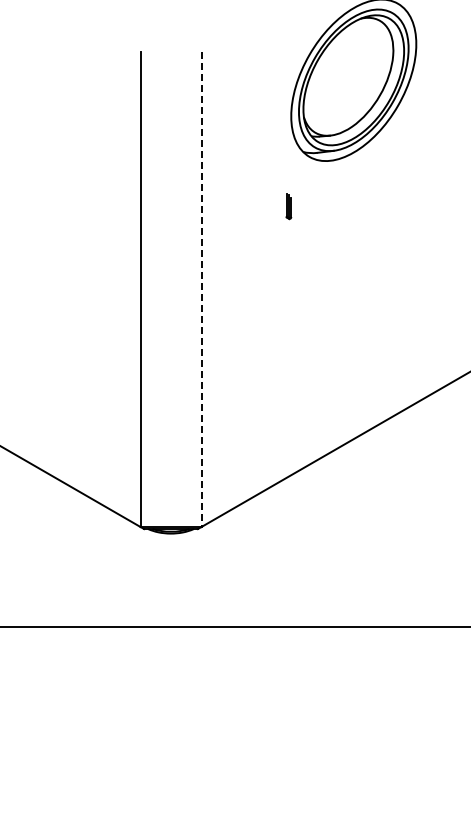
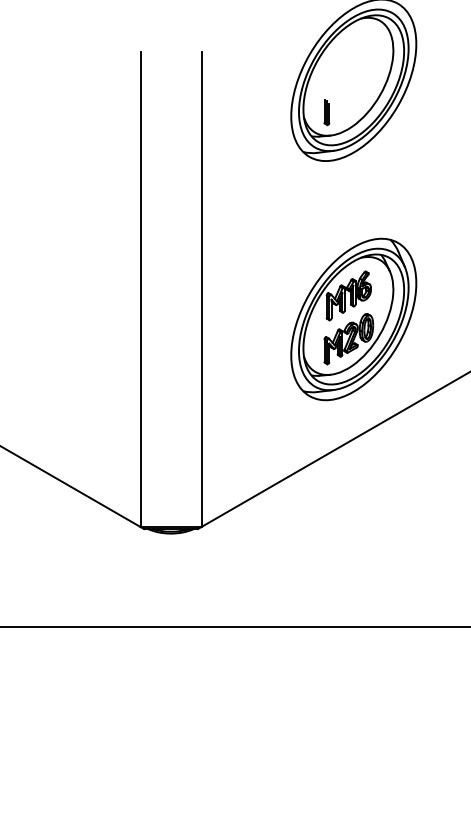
part position: (288, 206) -> (326, 112) (326, 112)
line: dashed -> solid (201, 290)
part: none -> present (353, 319)
